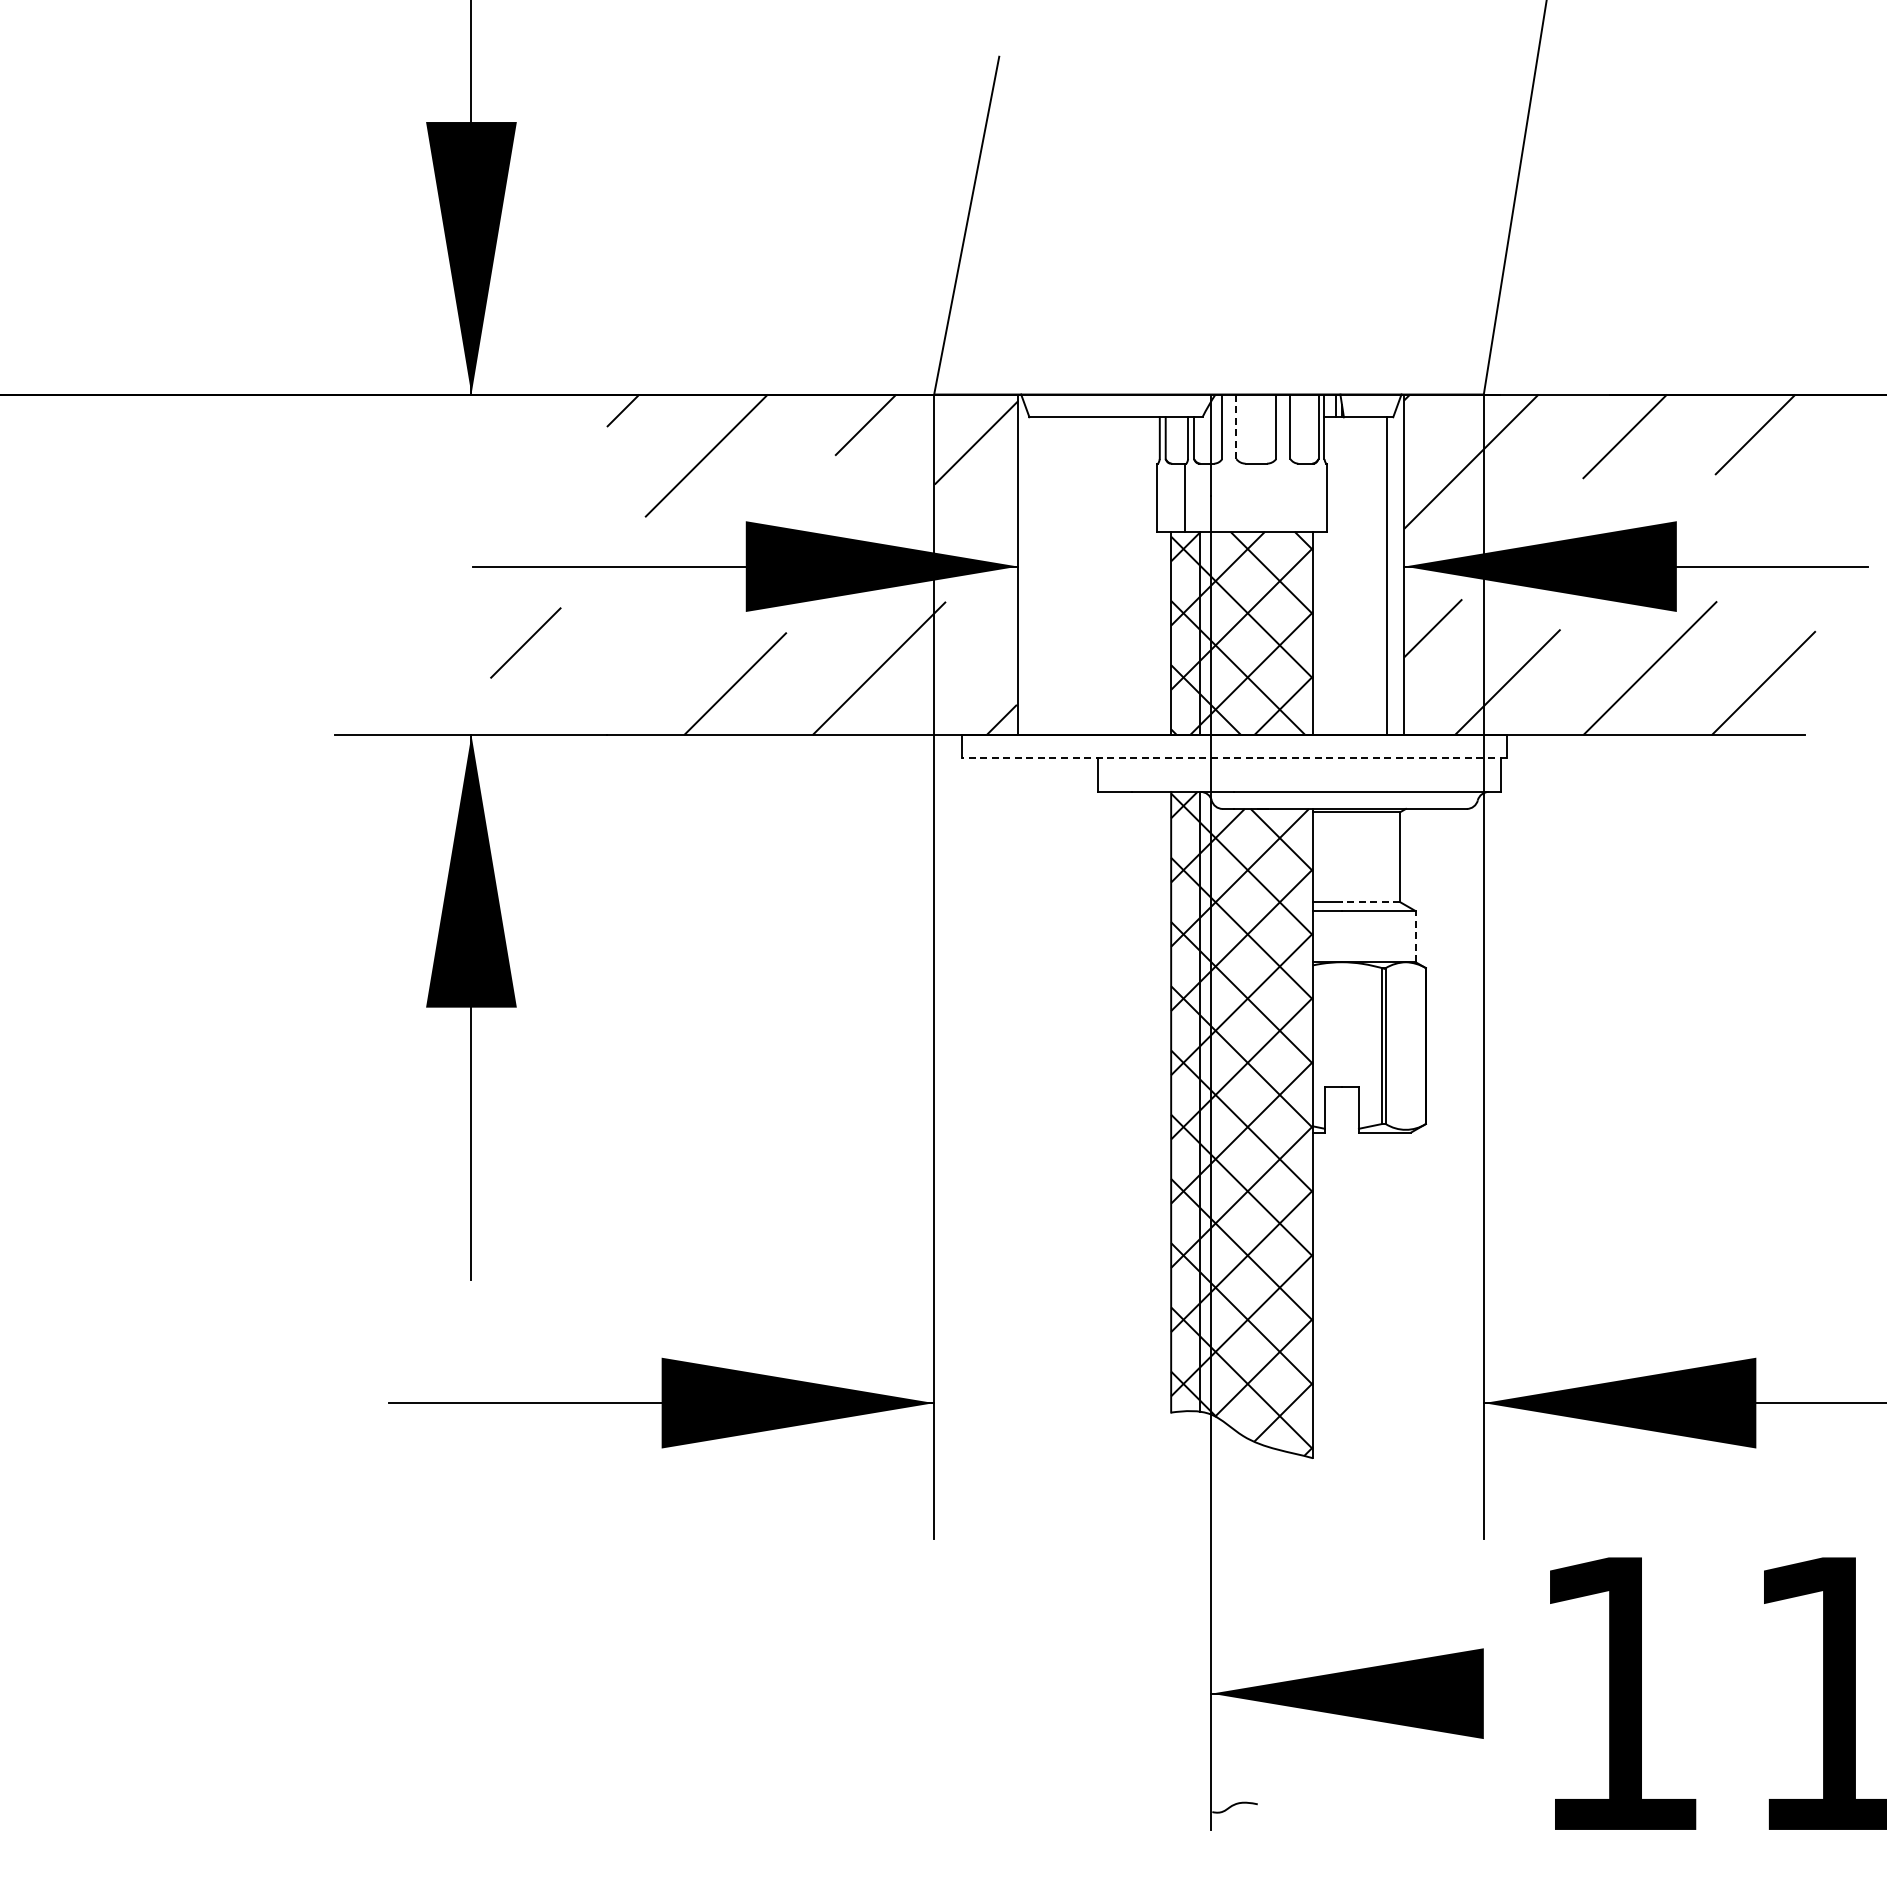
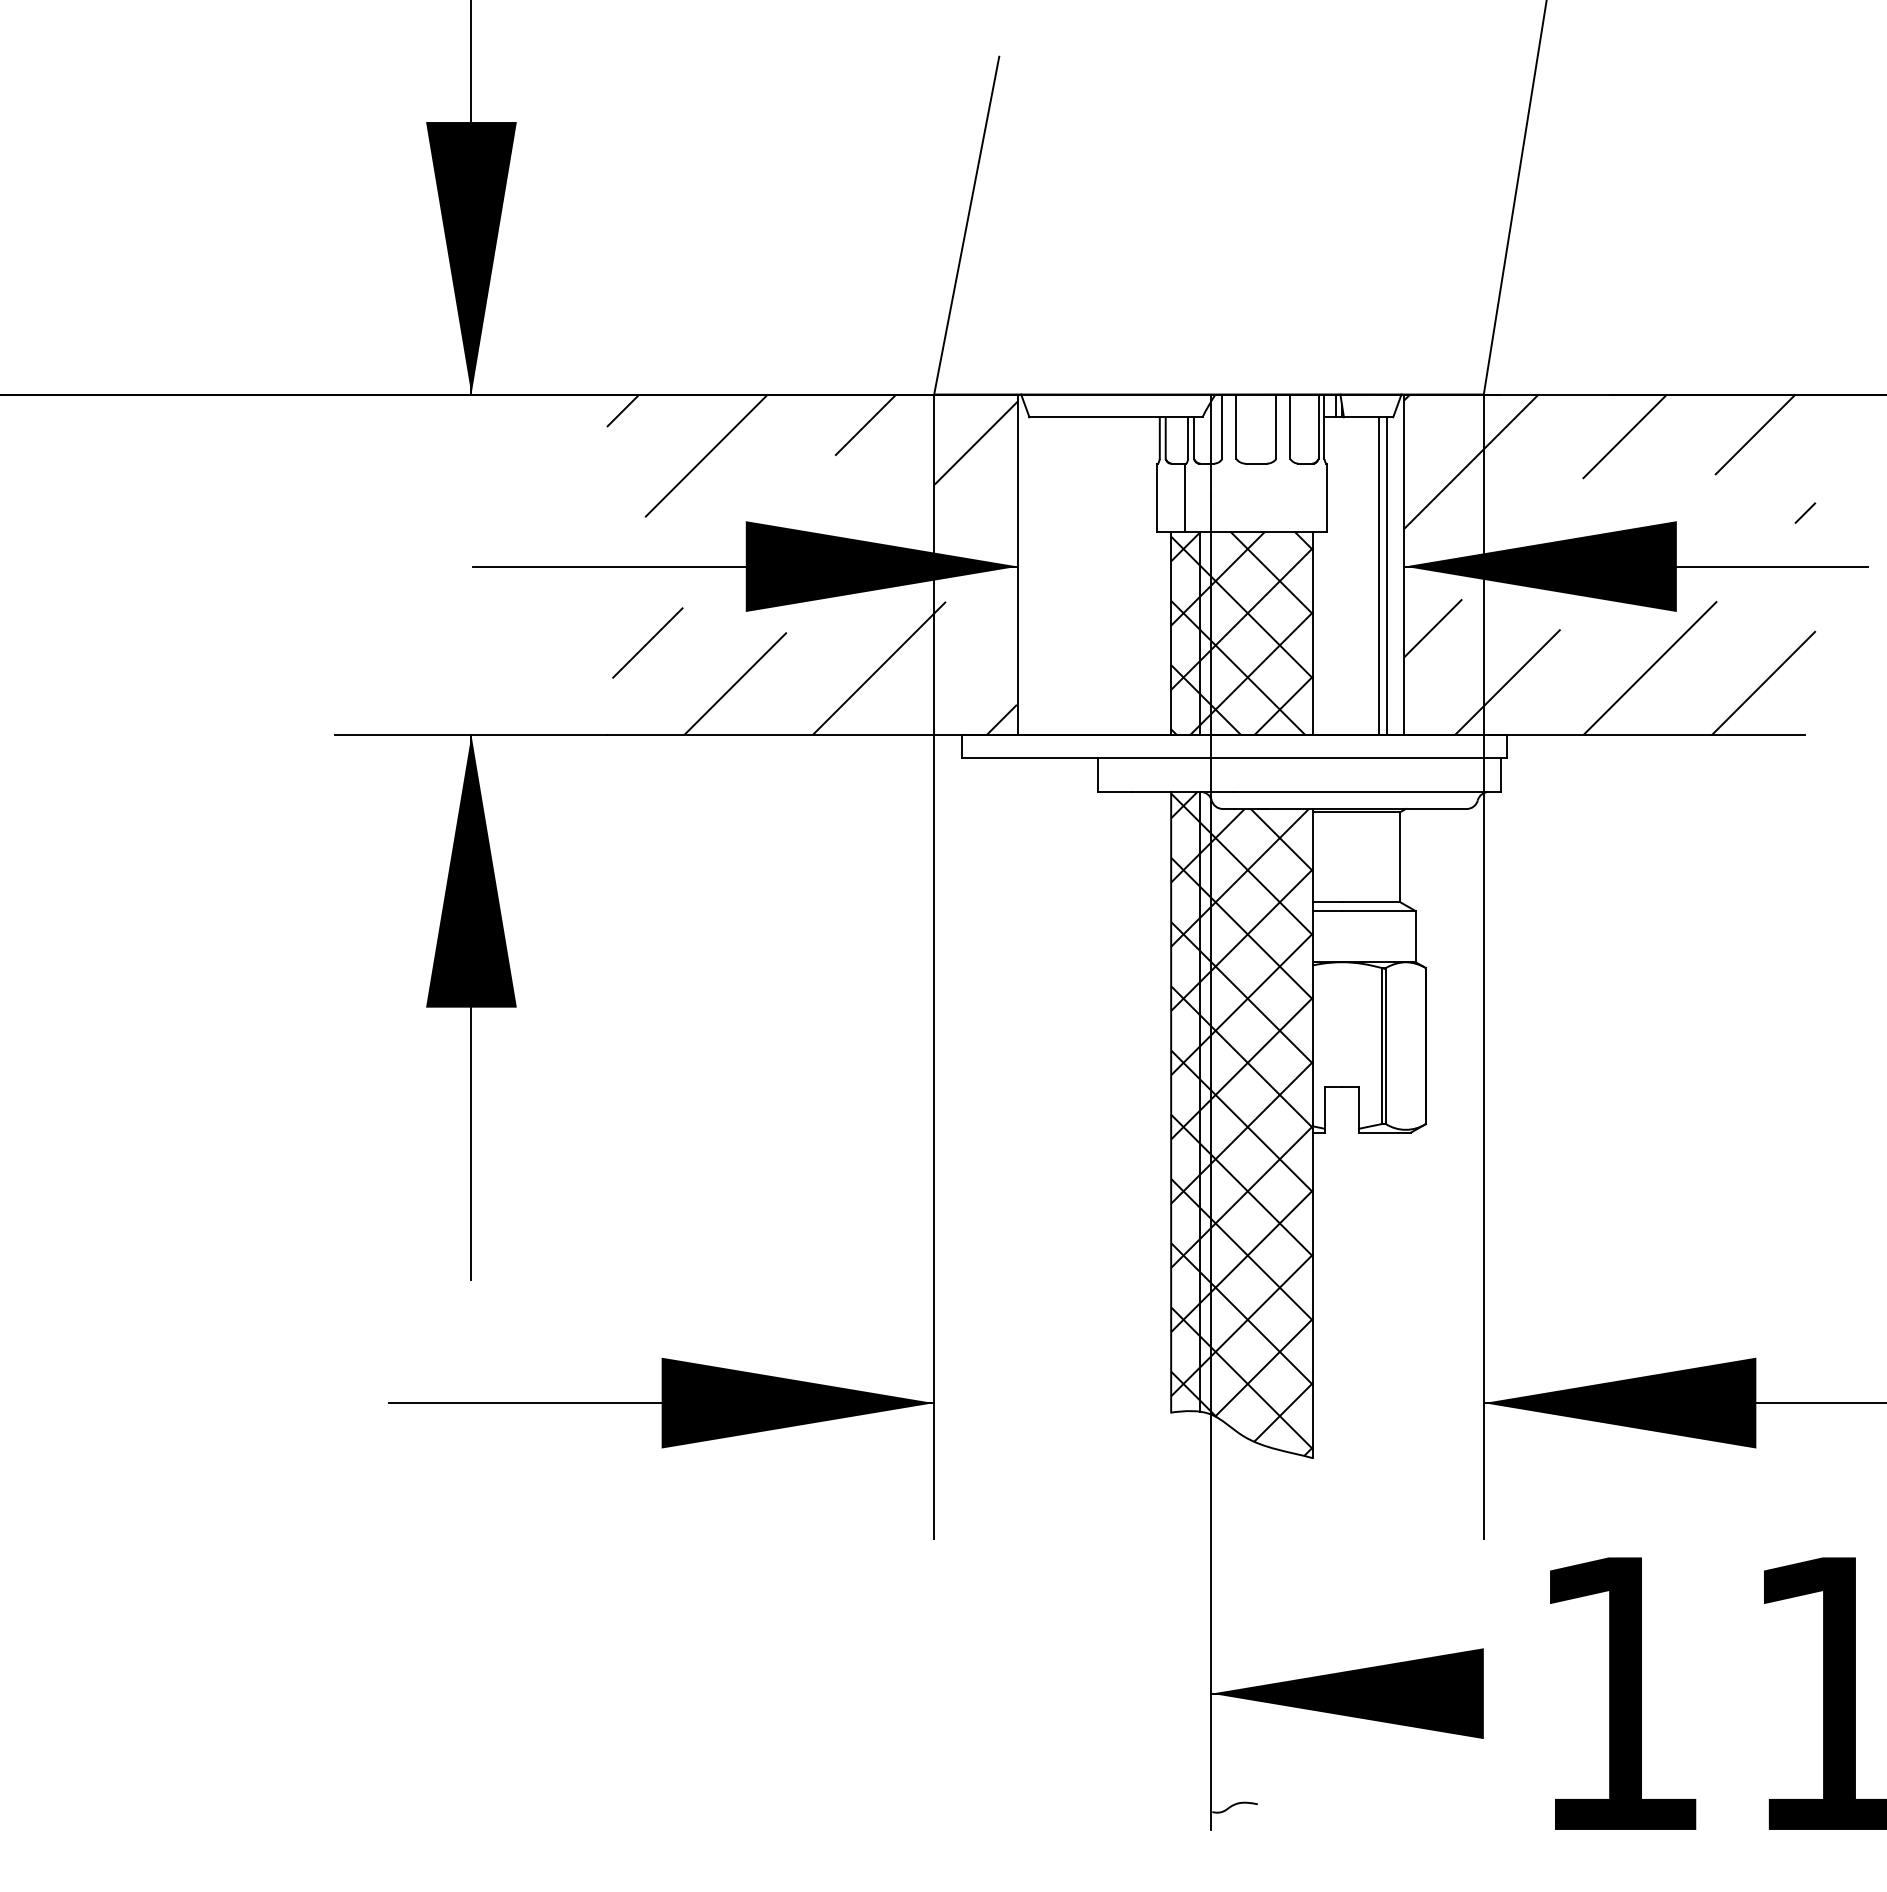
line: dashed -> solid (1236, 427)
line: none -> present (1805, 512)
line: none -> present (1378, 576)
line position: (525, 642) -> (647, 642) (647, 642)
line: dashed -> solid (1233, 757)
line: dashed -> solid (1370, 902)
line: dashed -> solid (1415, 936)
